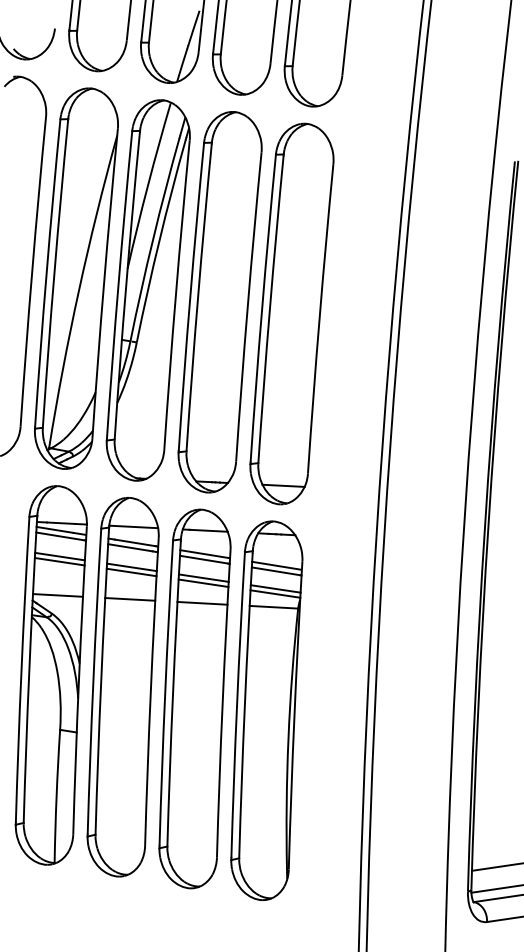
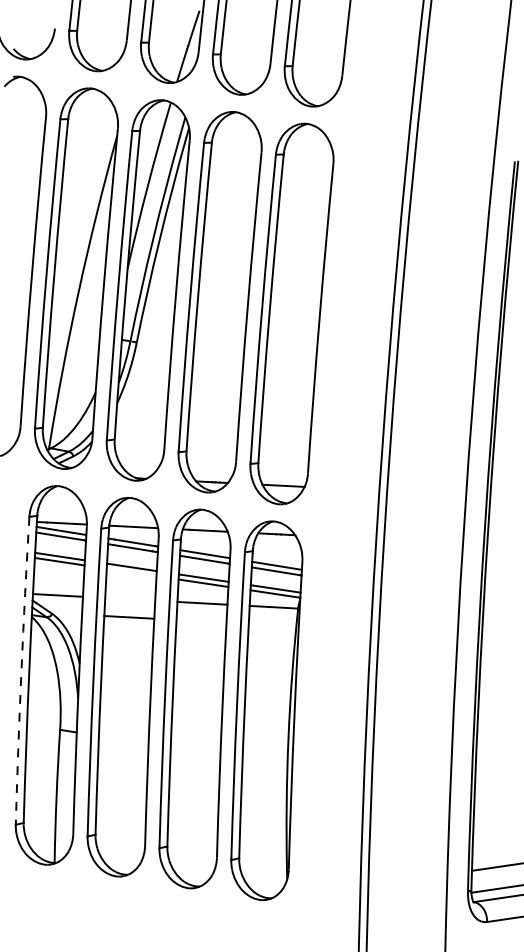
line: present -> none (131, 572)
line position: (130, 599) -> (129, 617) (129, 617)
arc: solid -> dashed (21, 669)
